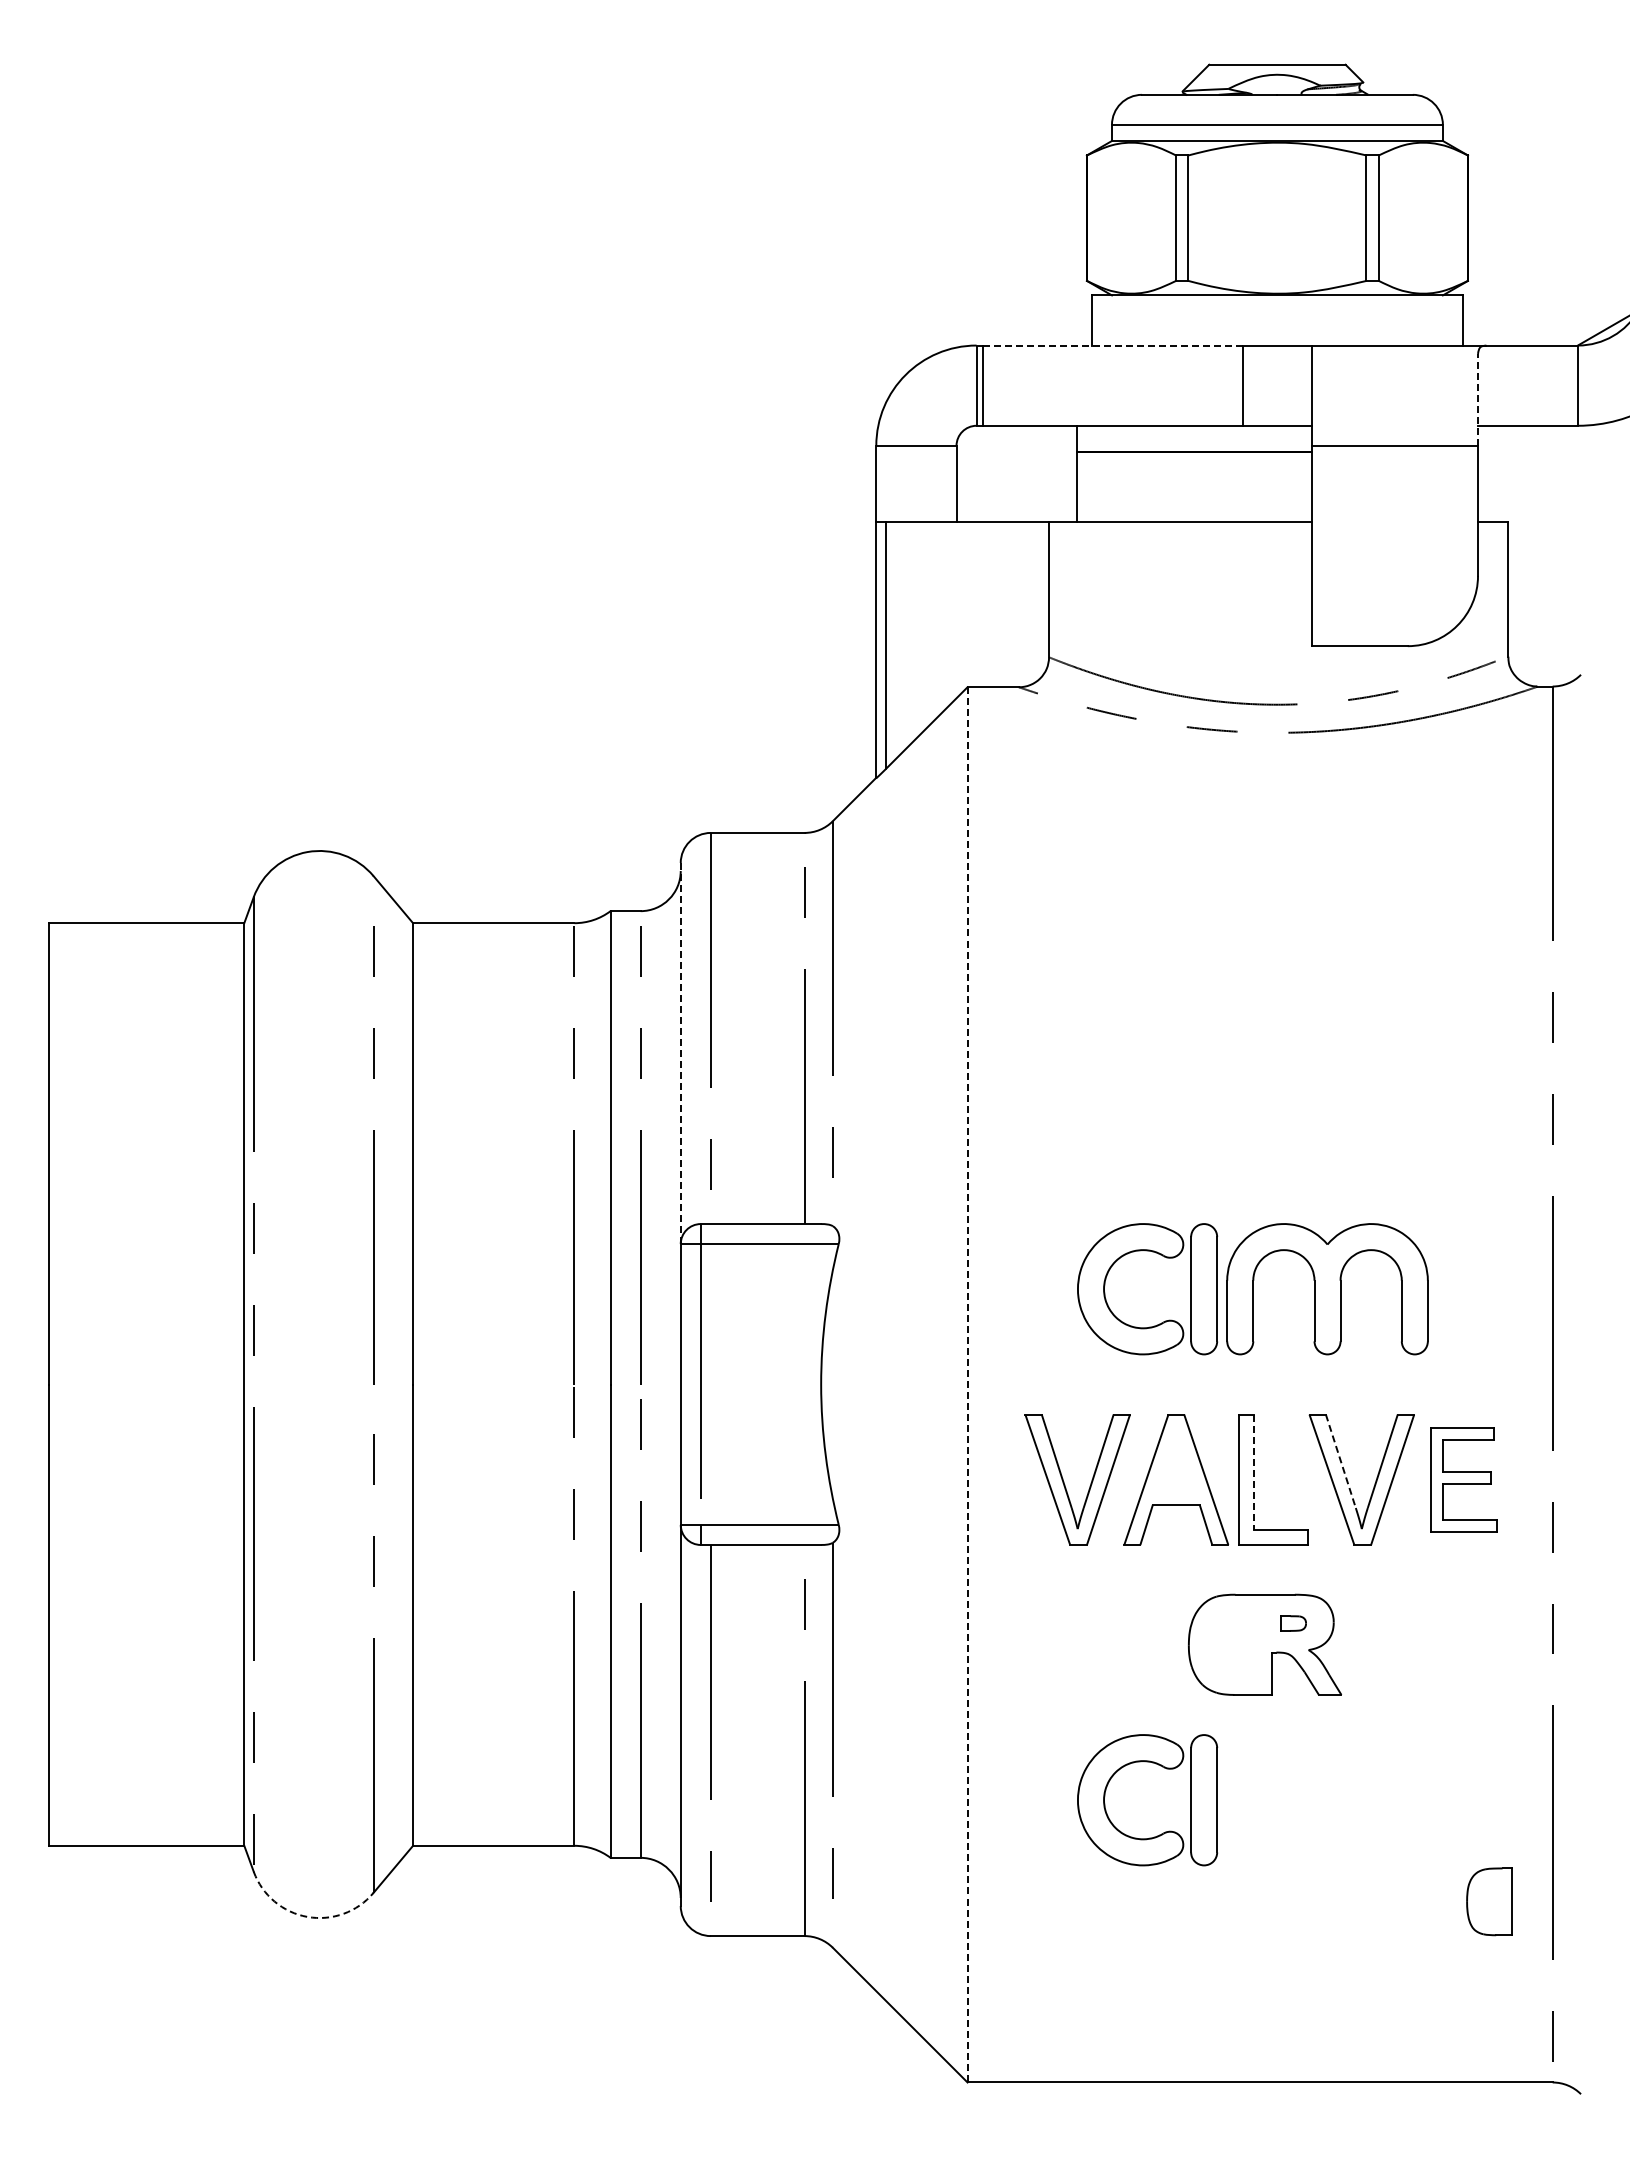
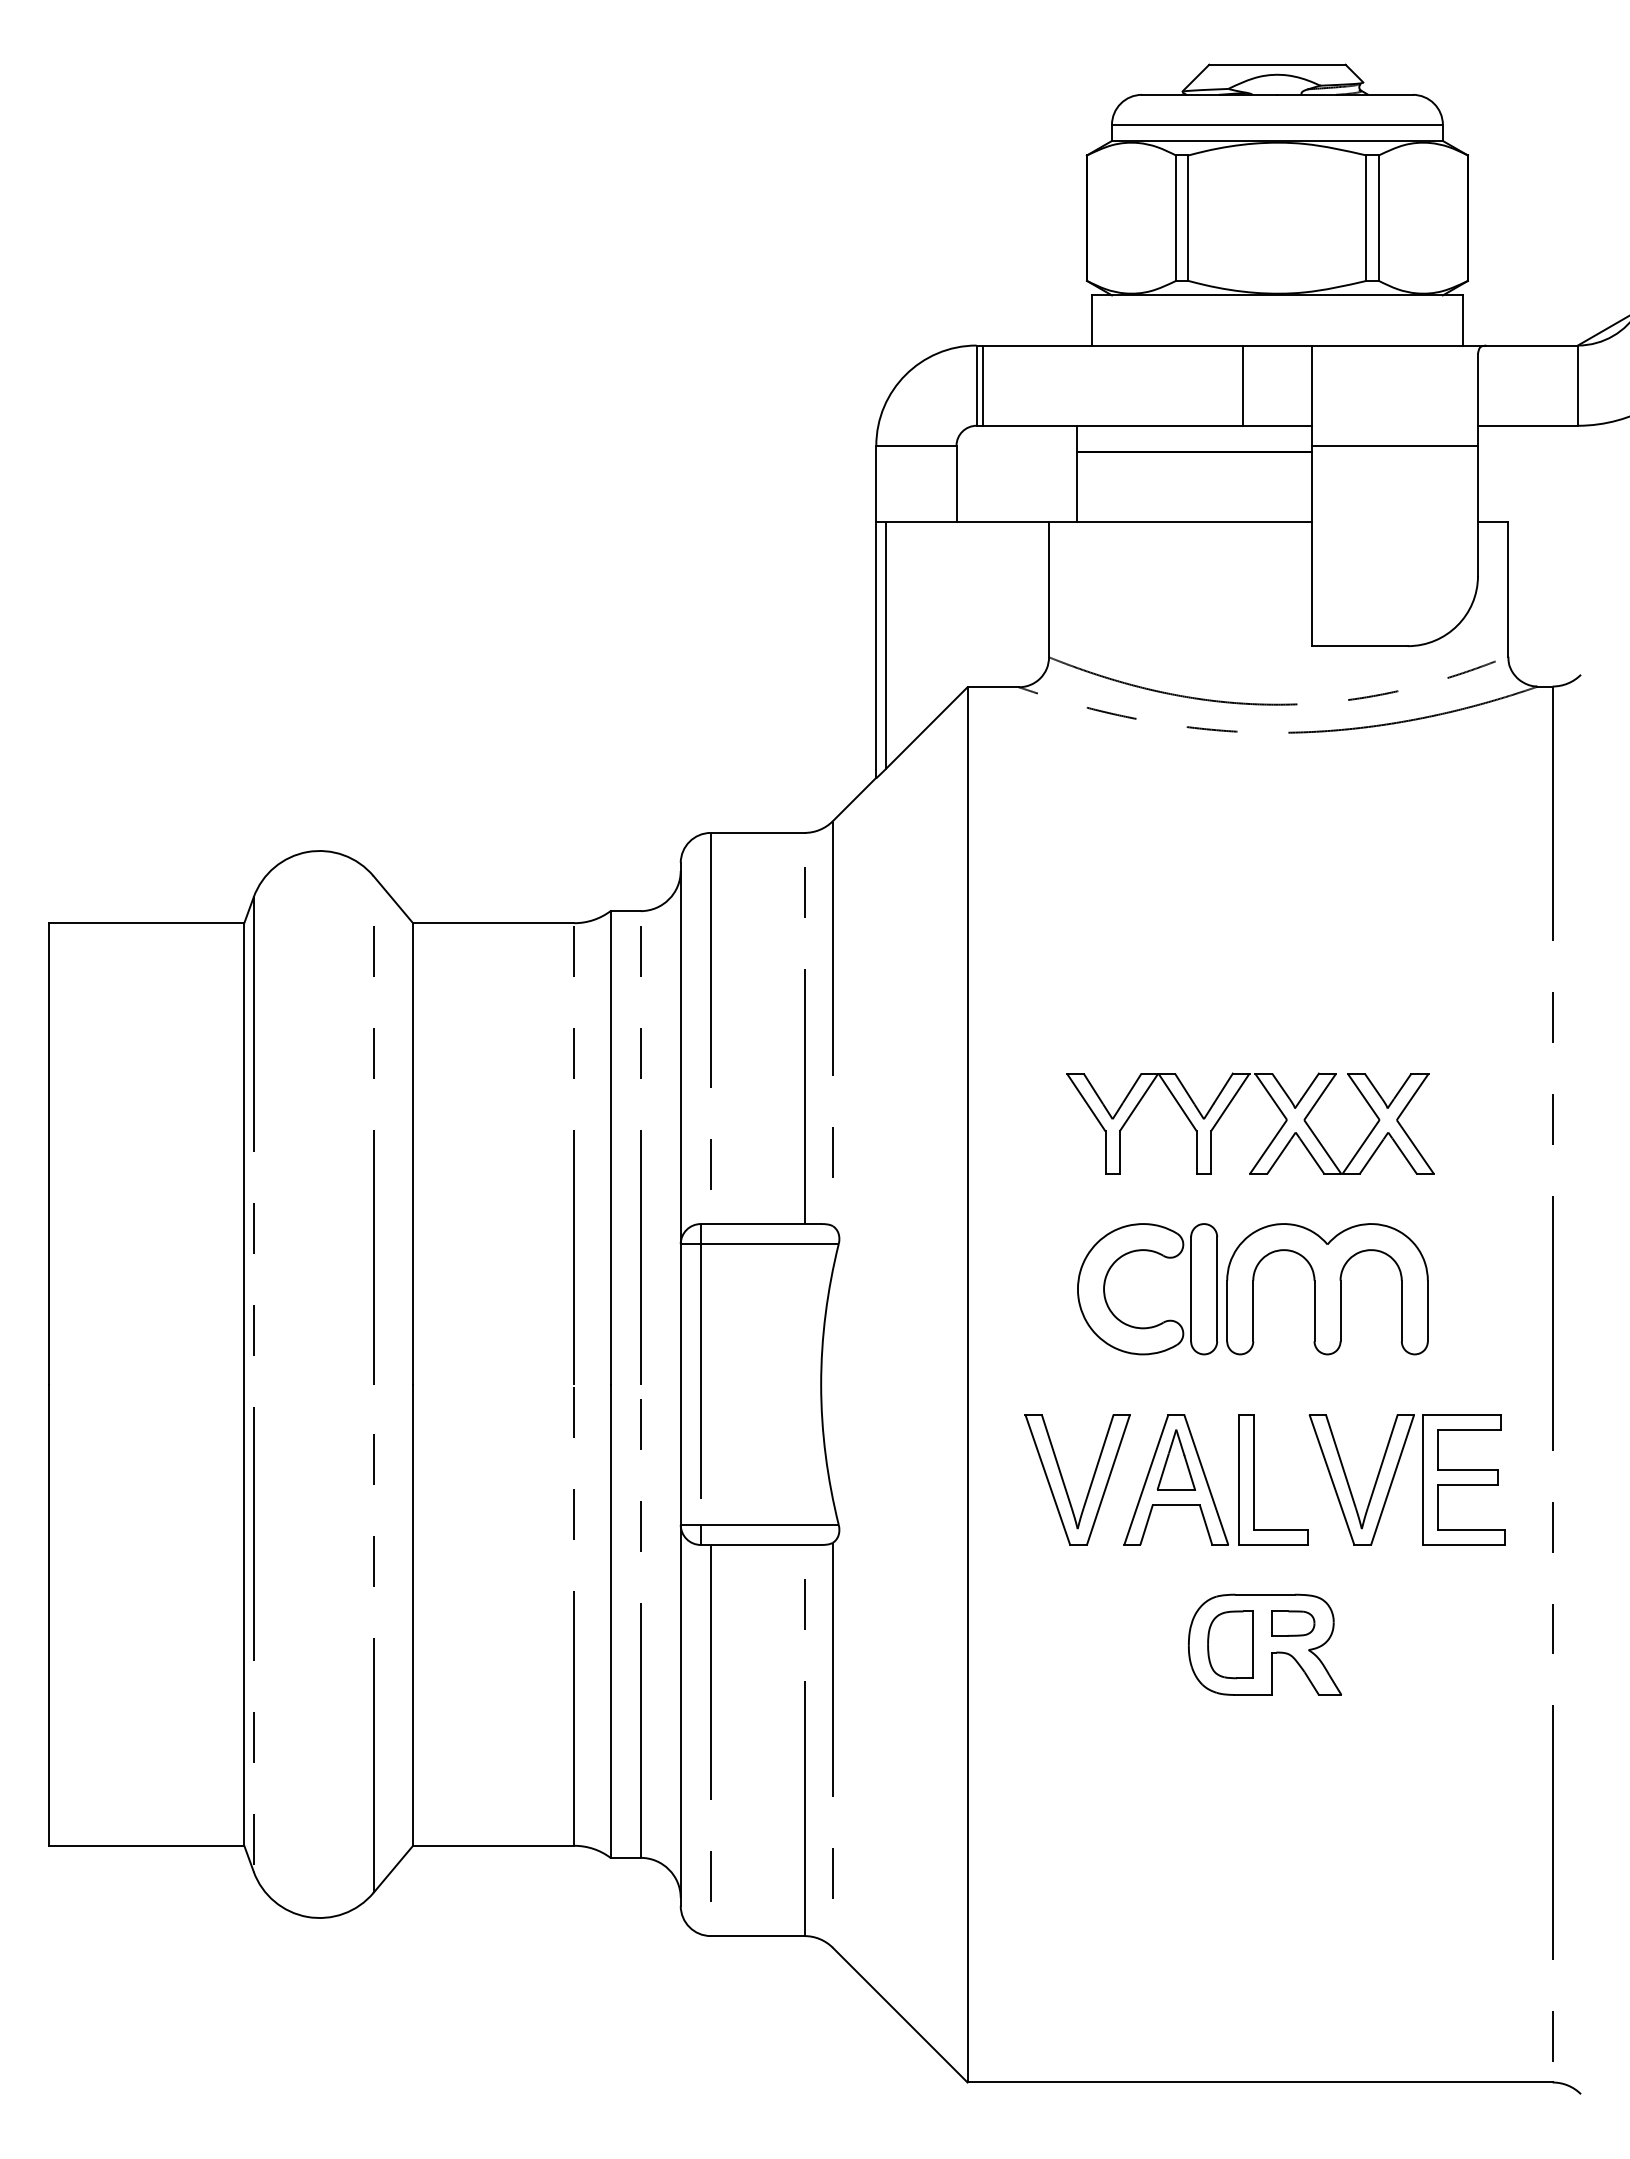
line: dashed -> solid (1113, 345)
line: dashed -> solid (1478, 399)
line: dashed -> solid (680, 1053)
part: none -> present (1273, 1137)
line: dashed -> solid (967, 1384)
part: none -> present (1175, 1459)
line: dashed -> solid (1341, 1461)
line: dashed -> solid (1254, 1472)
part size: 68x106 px -> 84x132 px (1463, 1479)
part size: 27x17 px -> 45x27 px (1293, 1623)
part: present -> none (1163, 1832)
part position: (1489, 1901) -> (1230, 1644) (1230, 1644)
arc: dashed -> solid (307, 1916)
